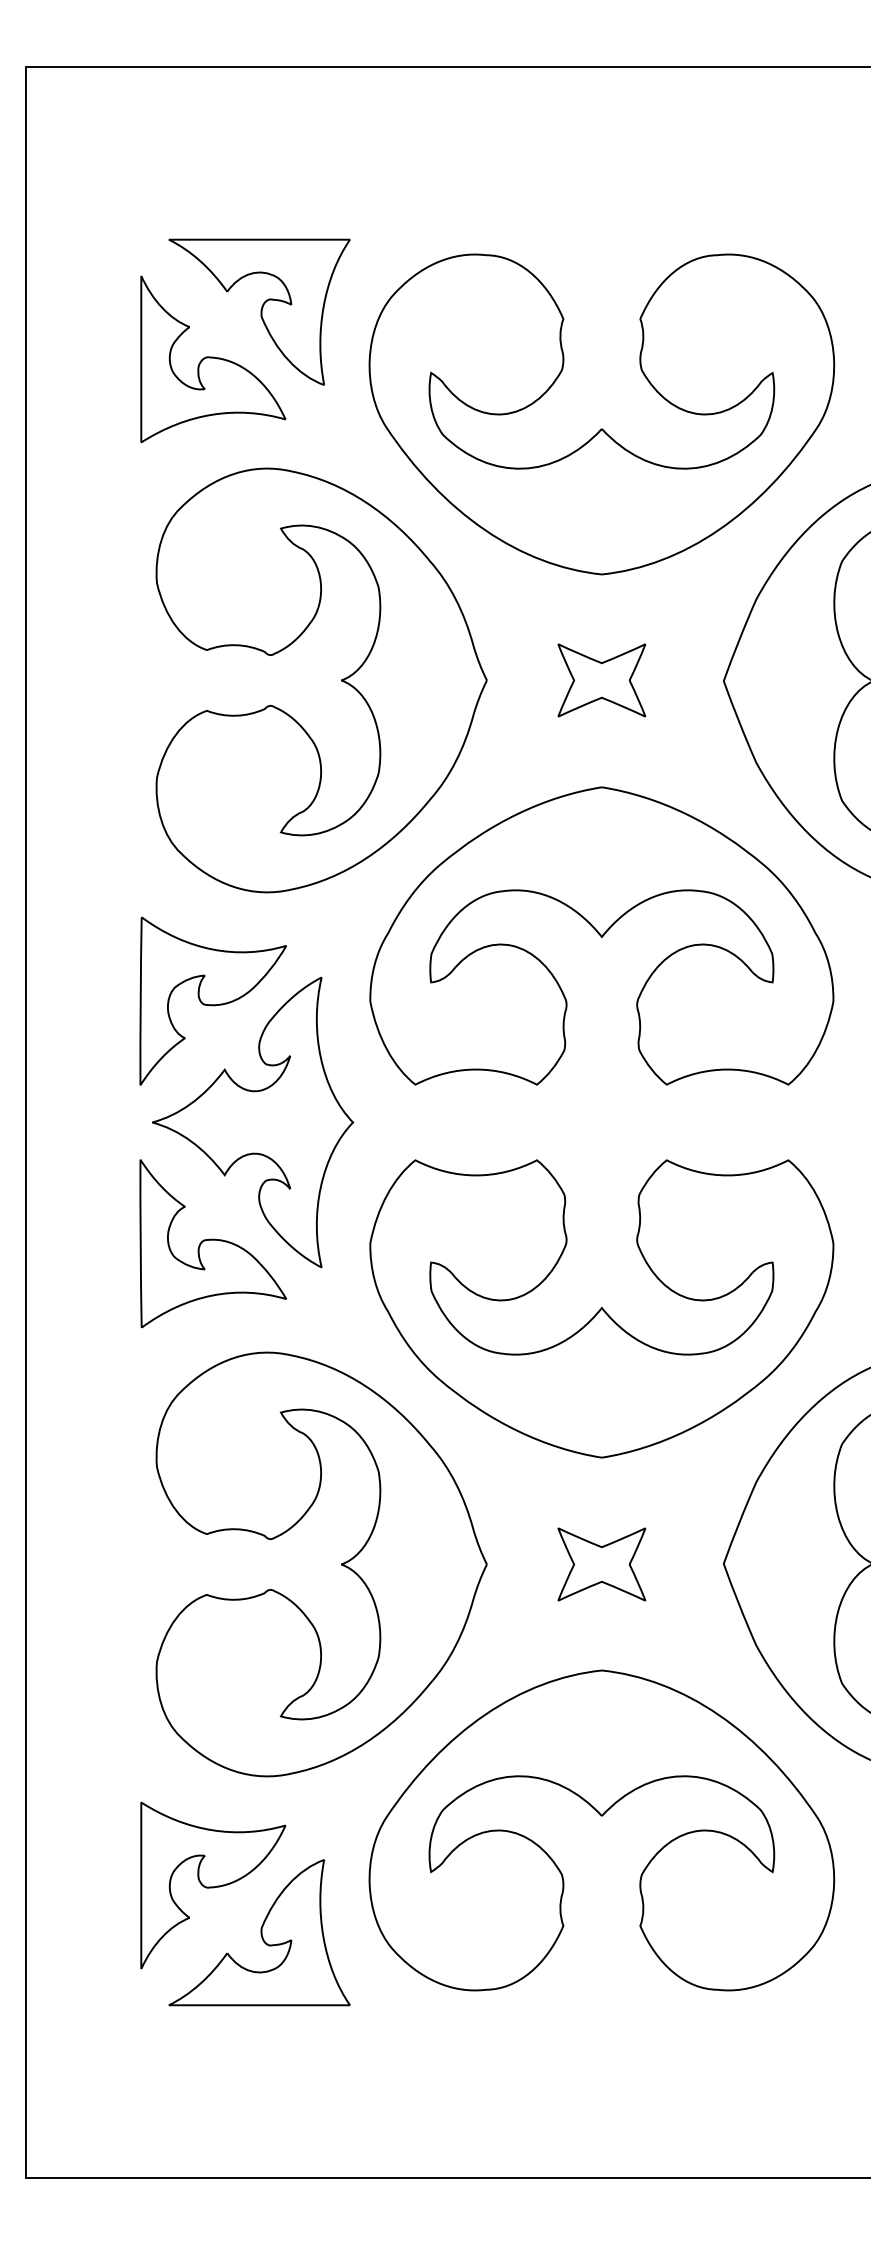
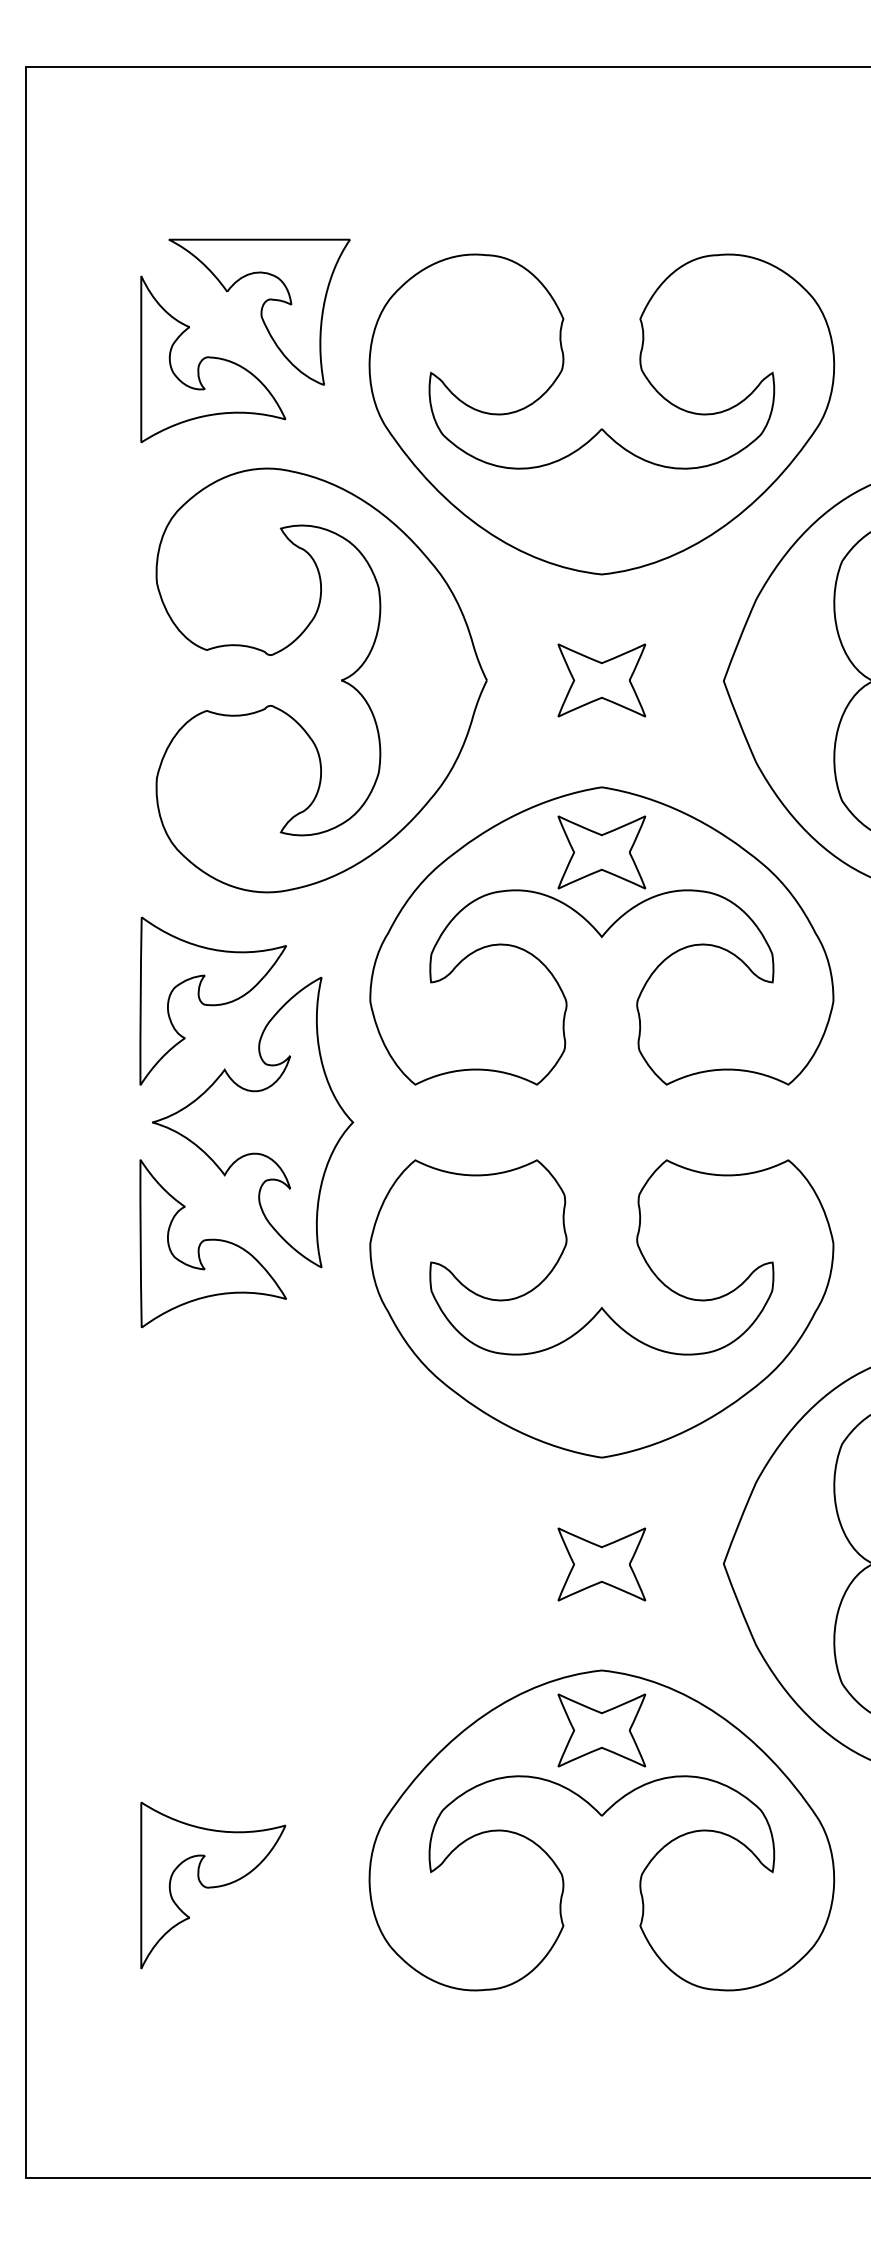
part: none -> present (601, 852)
part: present -> none (341, 1564)
part: none -> present (601, 1730)
part: present -> none (259, 1932)
